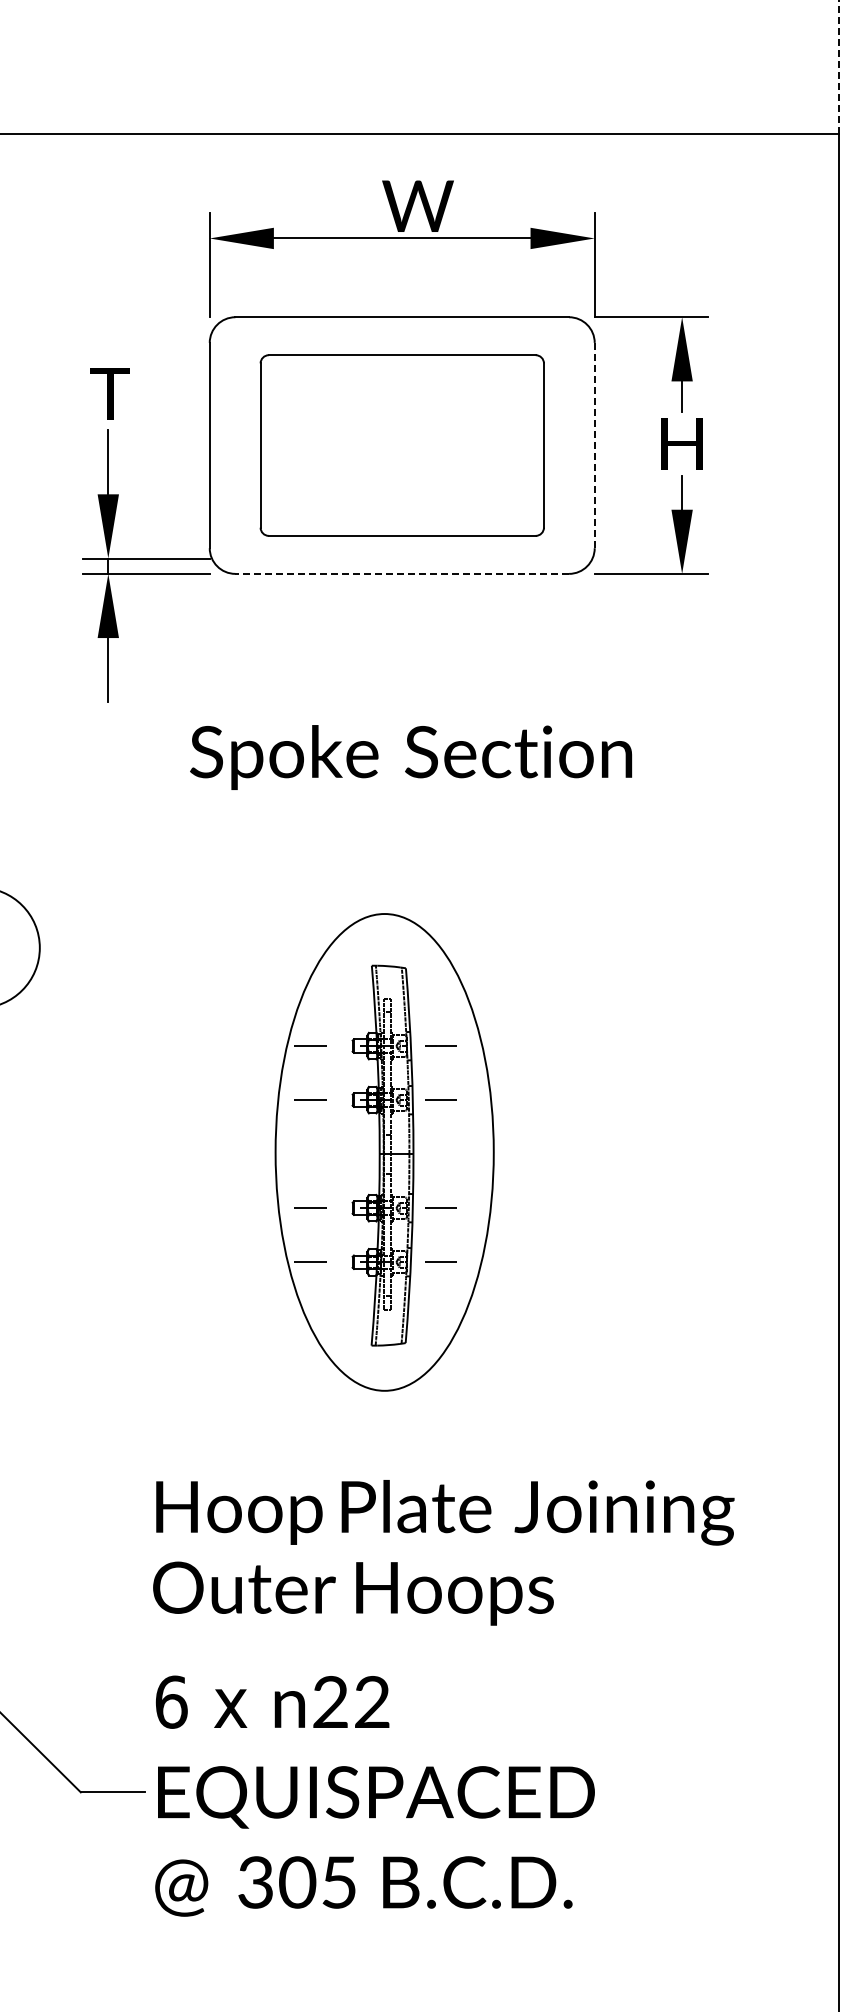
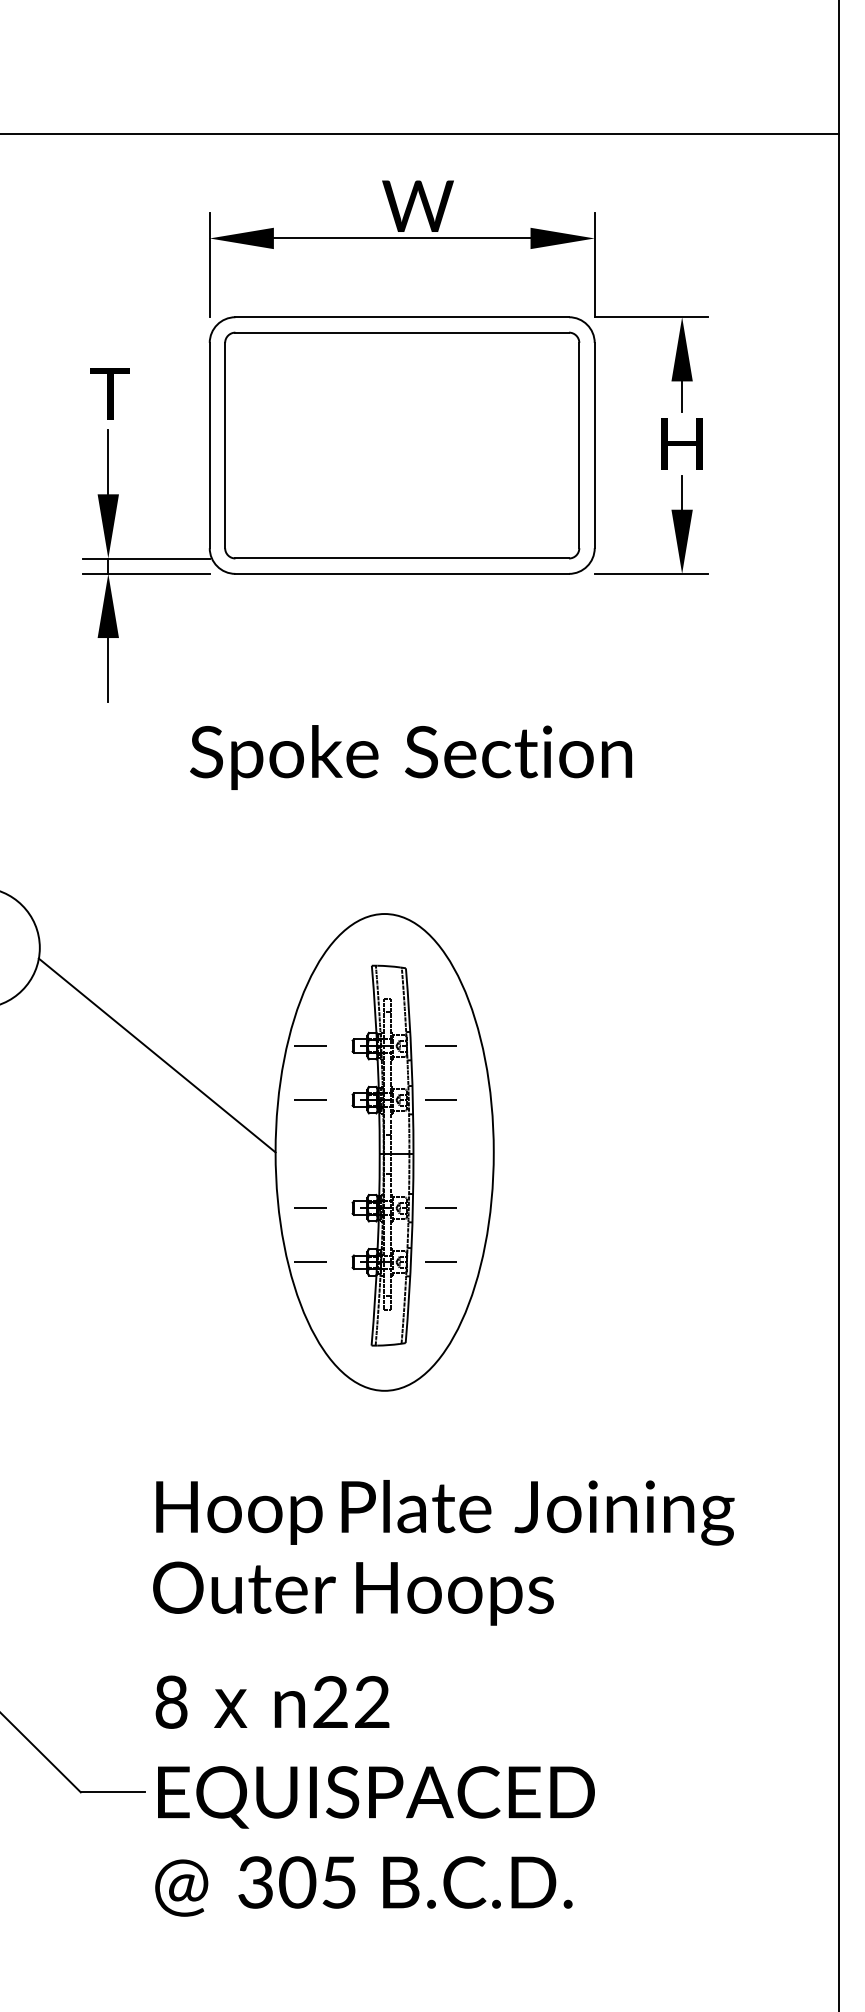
line: dashed -> solid (838, 67)
part size: 286x183 px -> 357x229 px (402, 445)
line: dashed -> solid (594, 445)
line: dashed -> solid (402, 573)
line: none -> present (156, 1055)
text: 6 -> 8 (171, 1701)
